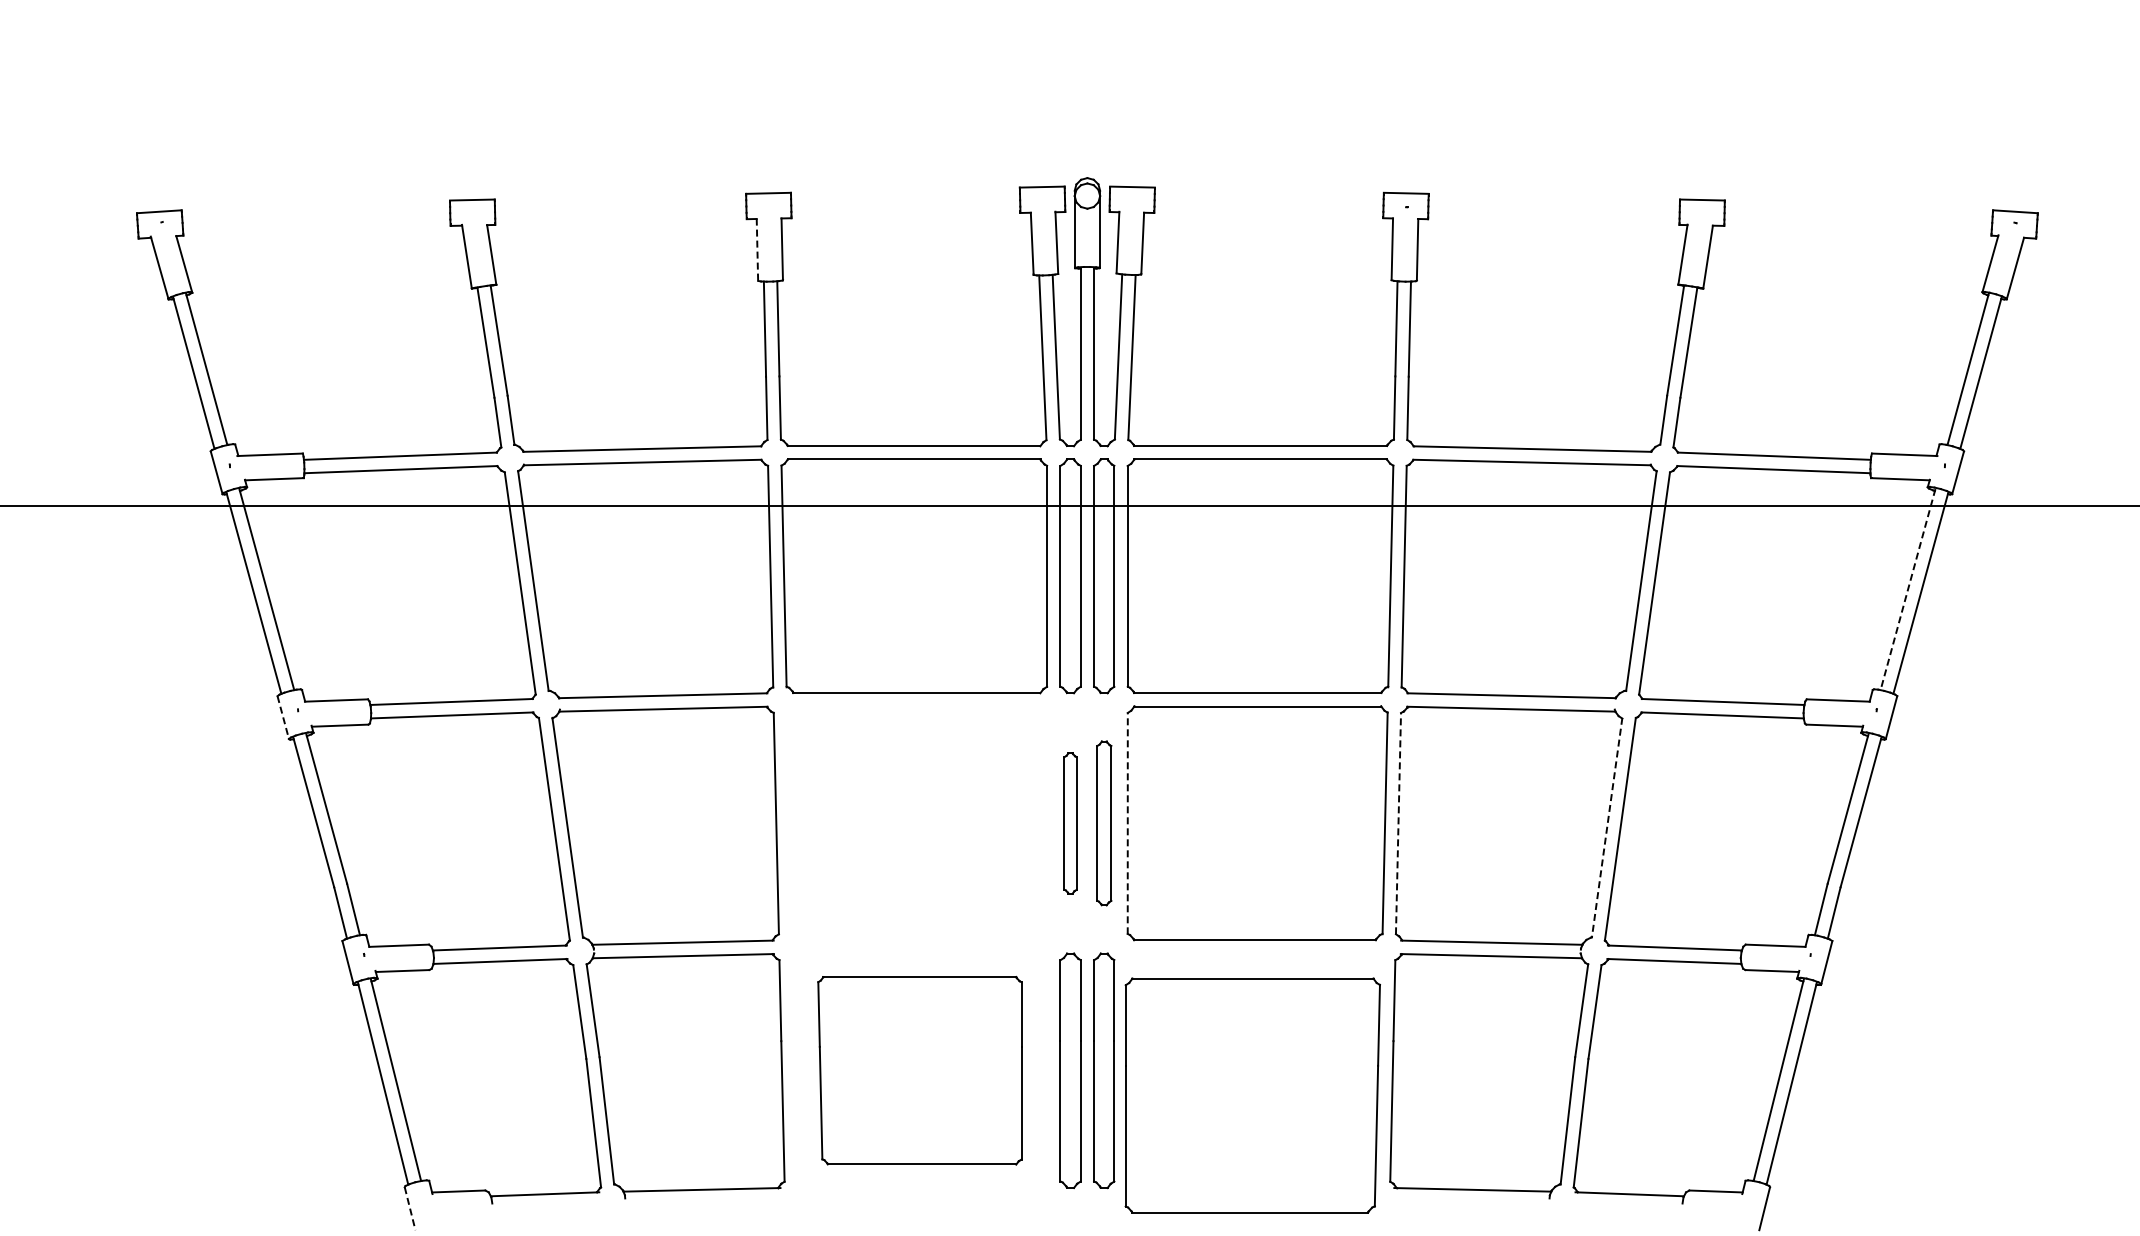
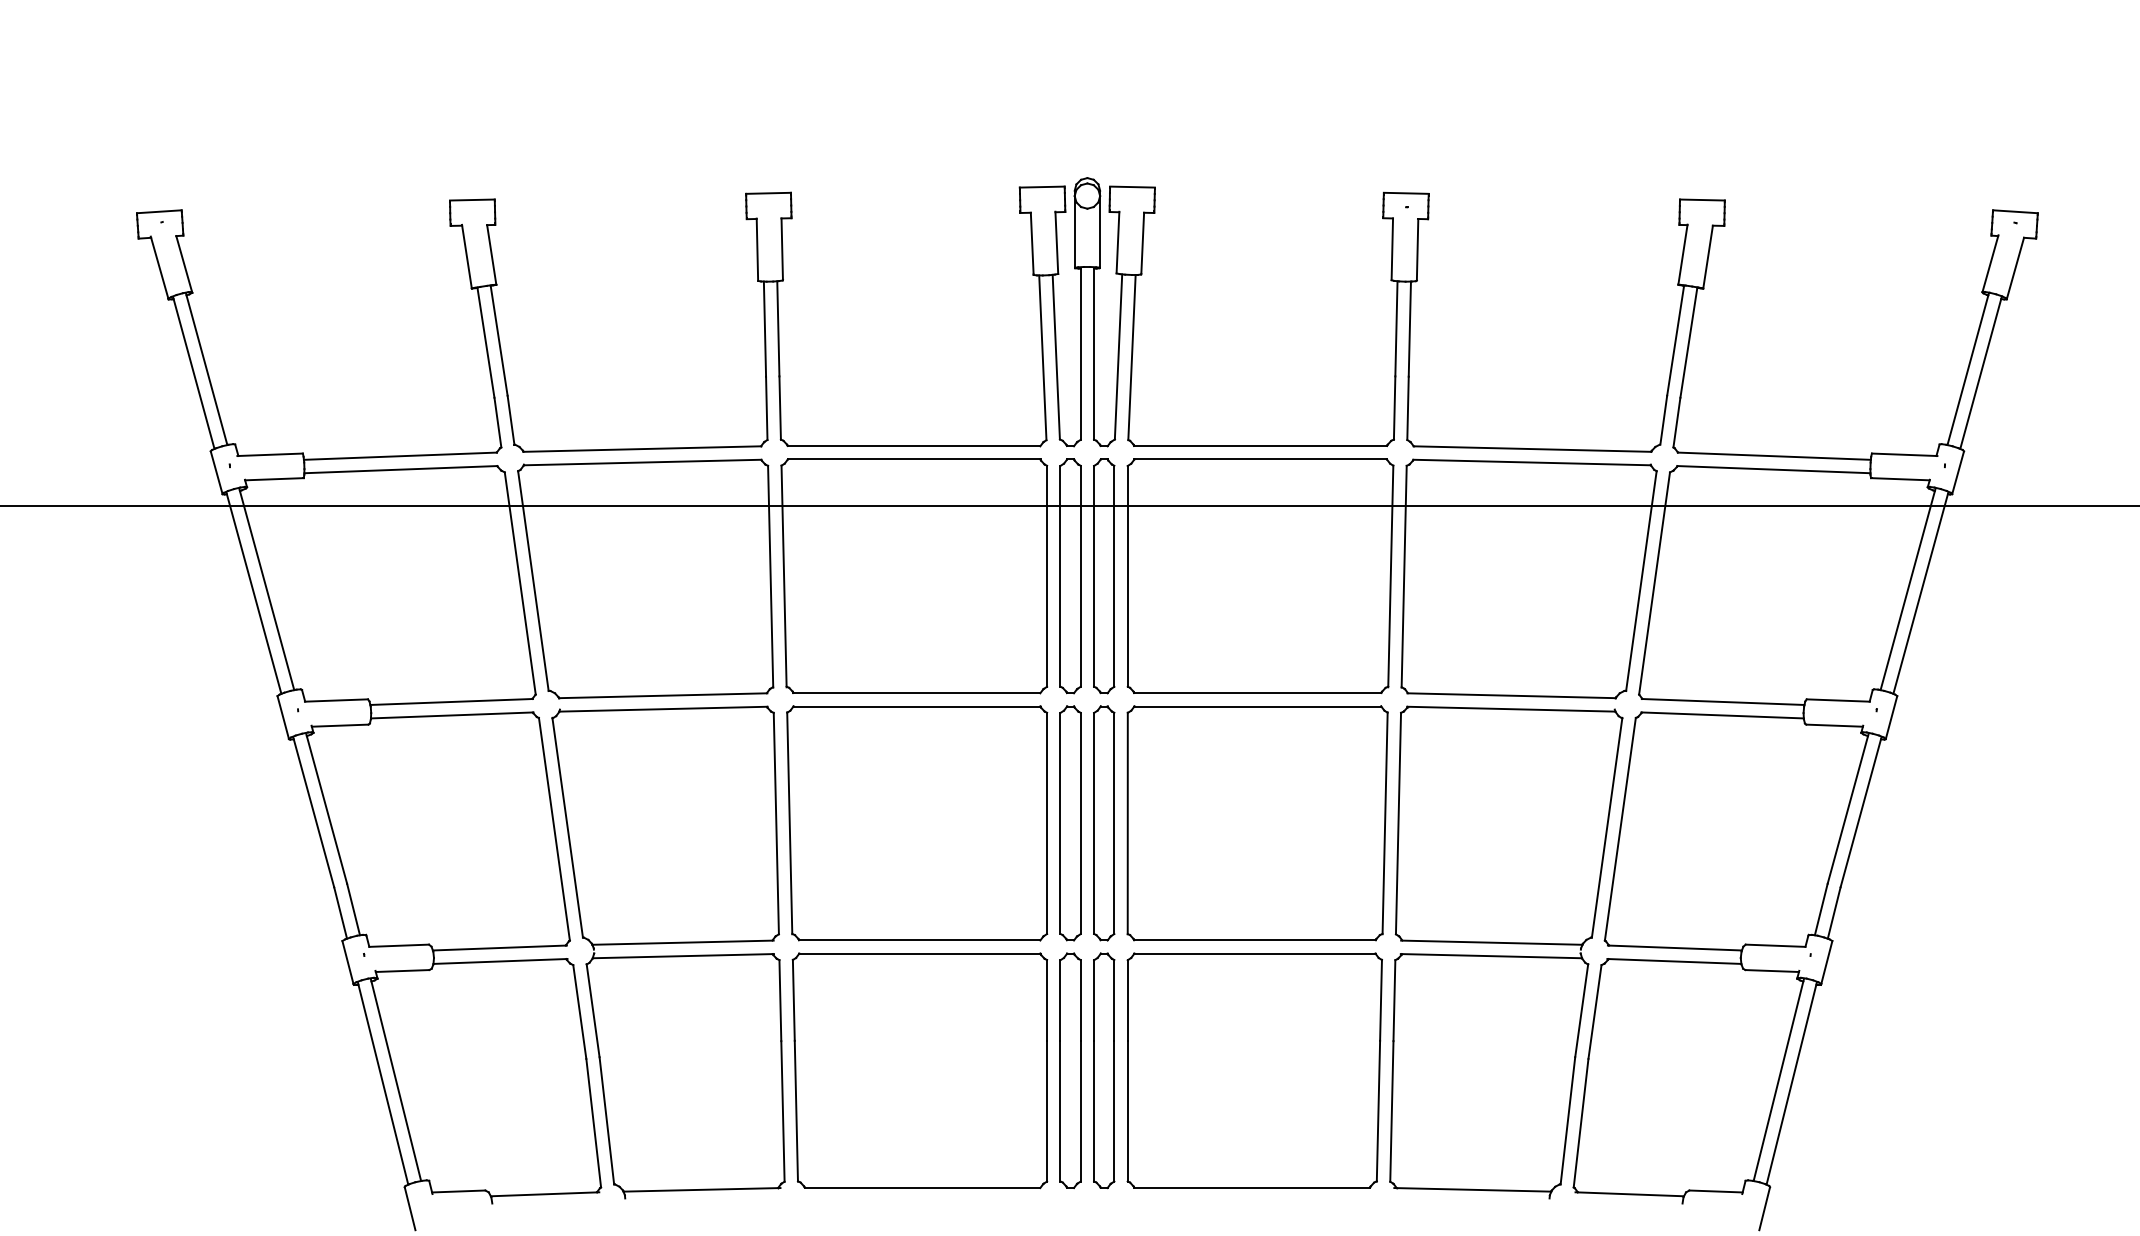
line: dashed -> solid (757, 250)
line: dashed -> solid (1907, 590)
line: dashed -> solid (283, 718)
part: none -> present (917, 823)
part size: 15x143 px -> 23x237 px (1070, 823)
part size: 17x167 px -> 23x237 px (1104, 823)
line: dashed -> solid (1127, 823)
line: dashed -> solid (1398, 823)
line: dashed -> solid (1607, 828)
part size: 206x191 px -> 258x238 px (919, 1070)
part position: (1252, 1095) -> (1254, 1070) (1254, 1070)
line: dashed -> solid (410, 1209)
